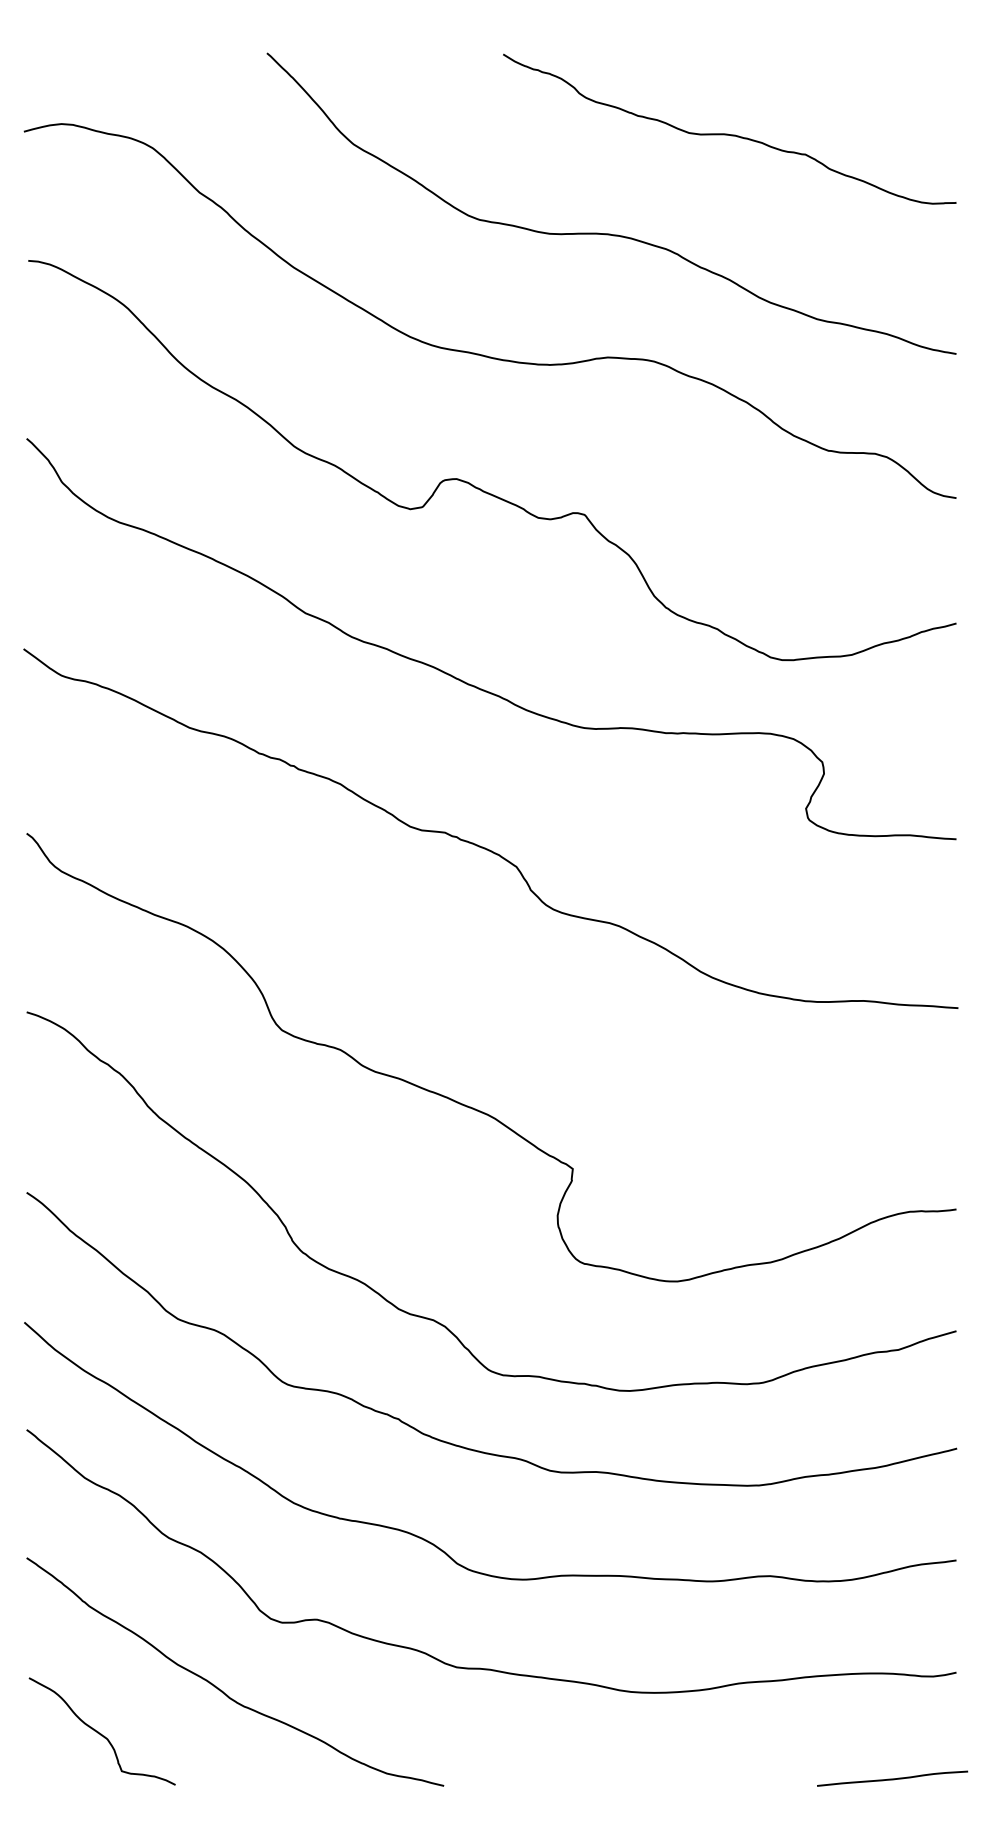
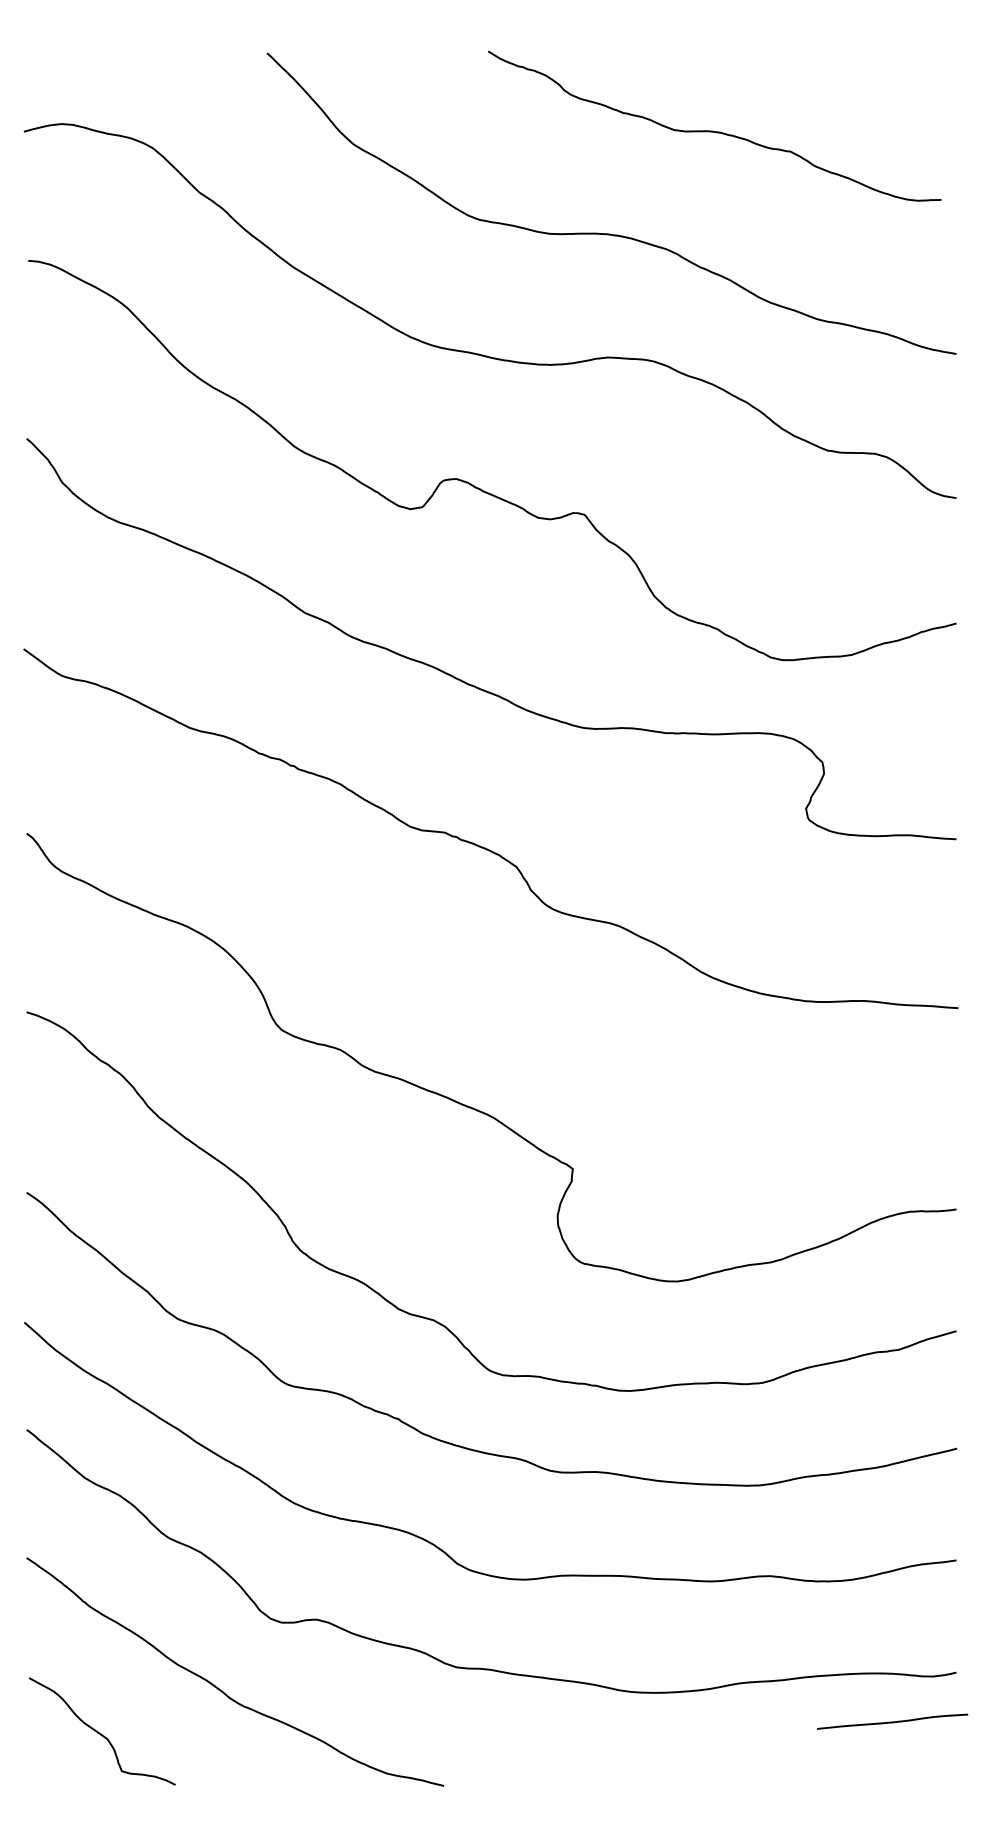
curve position: (728, 133) -> (713, 130) (713, 130)
curve position: (892, 1778) -> (892, 1721) (892, 1721)
